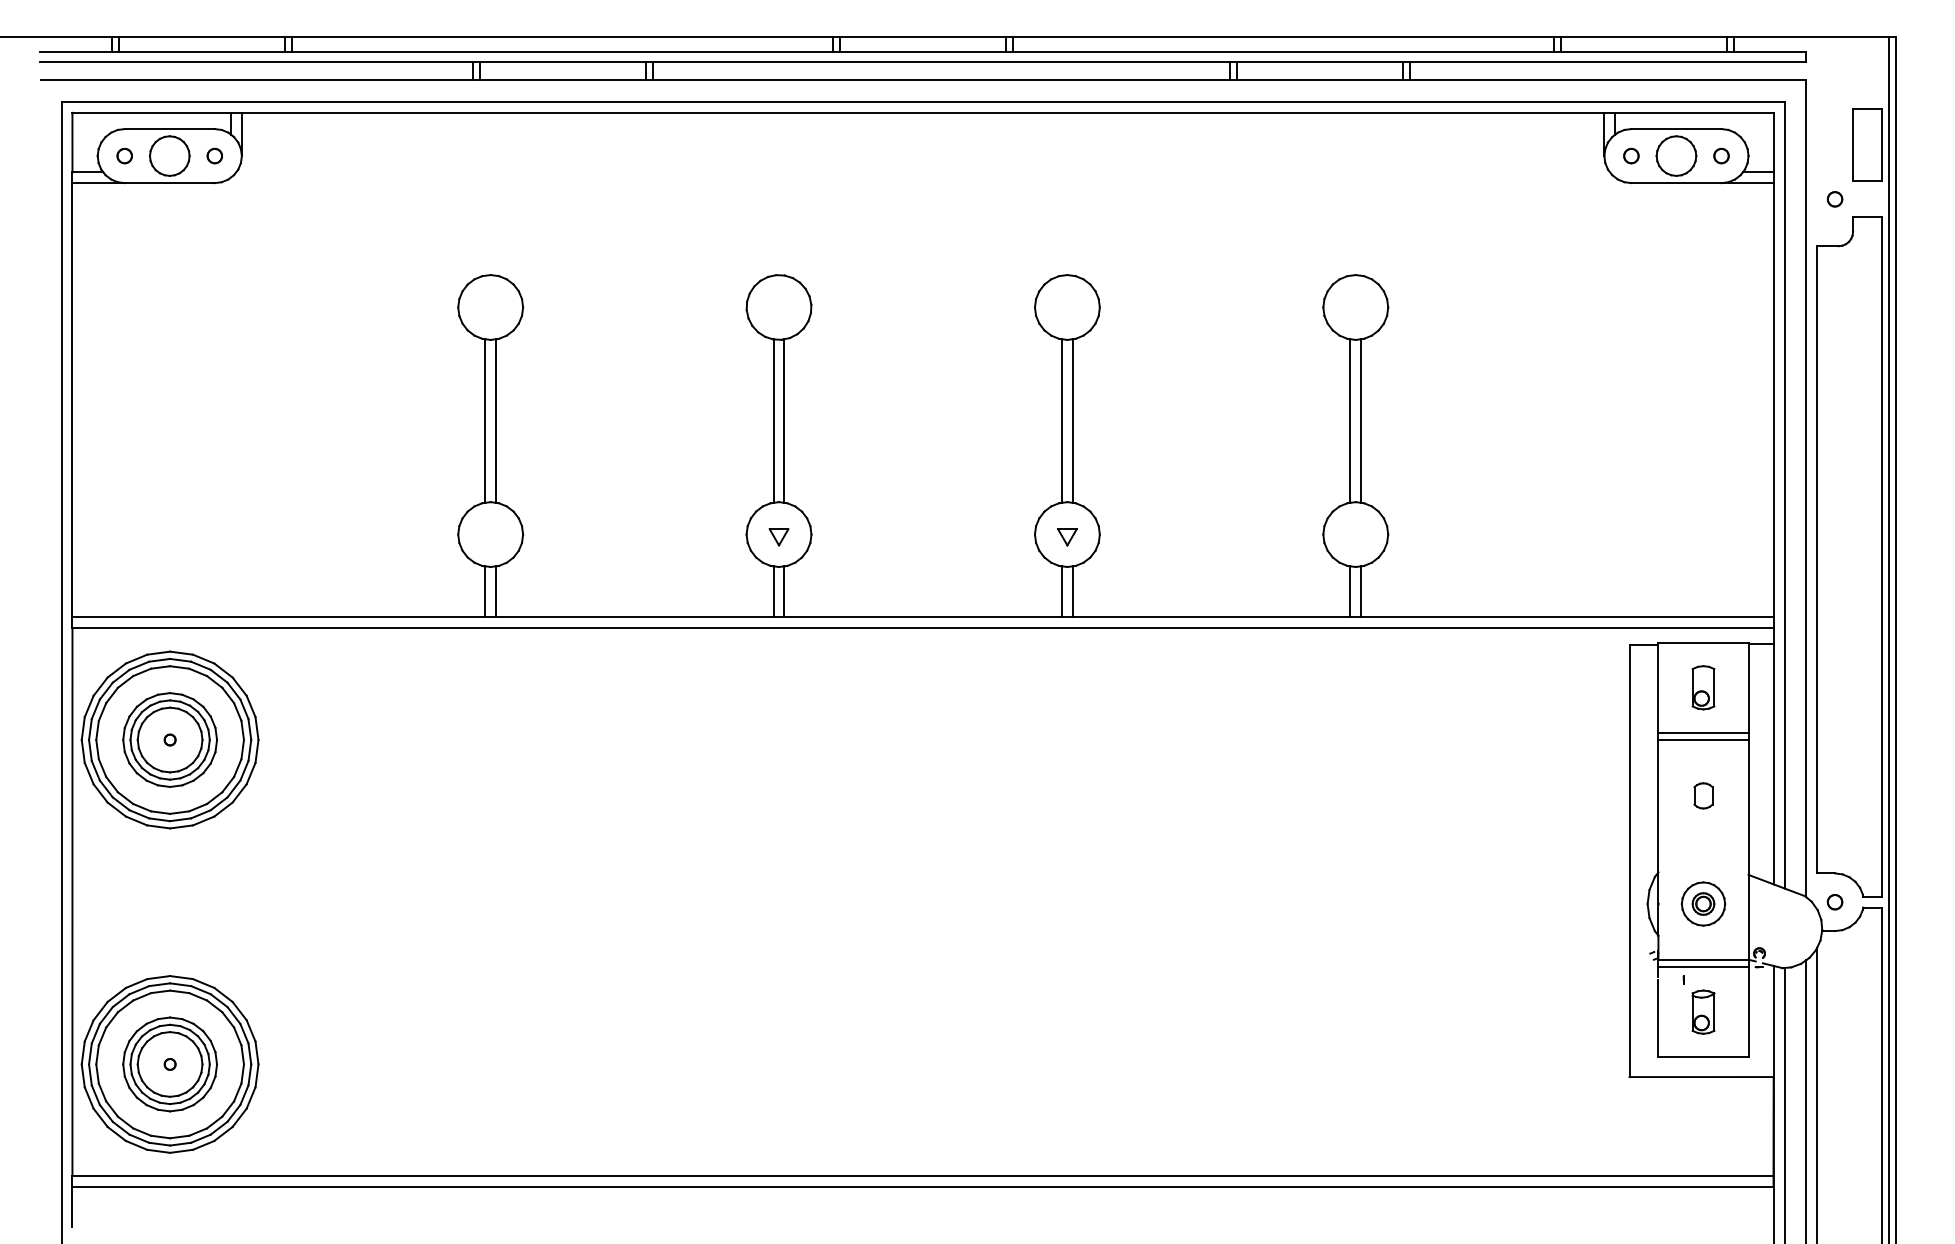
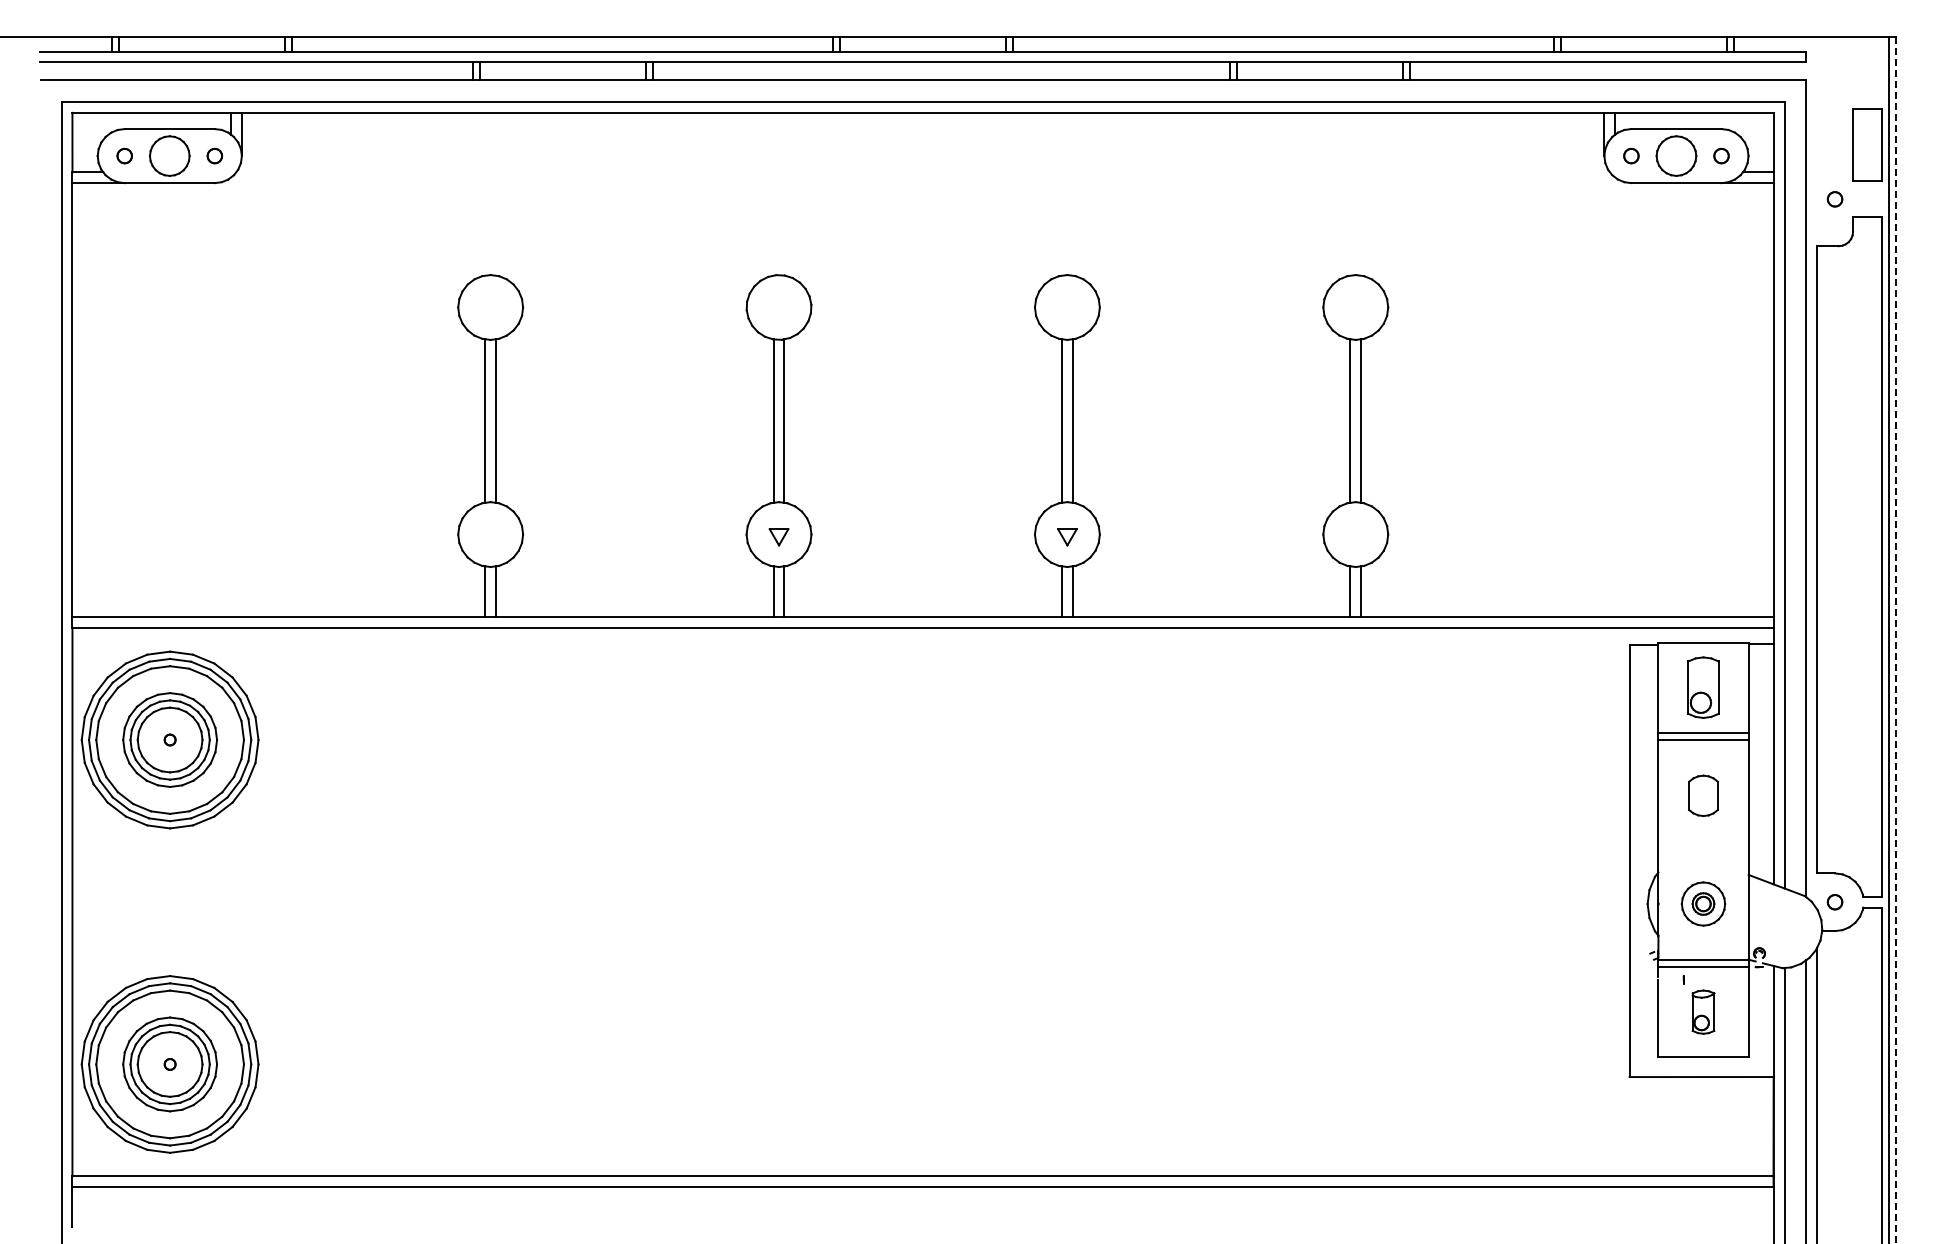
line: solid -> dashed (1896, 641)
part size: 25x46 px -> 33x63 px (1703, 687)
part size: 21x28 px -> 31x43 px (1703, 795)
